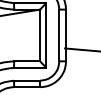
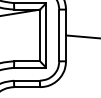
line position: (81, 49) -> (81, 36) (81, 36)
